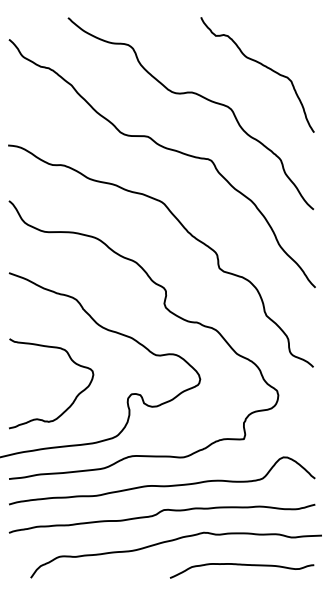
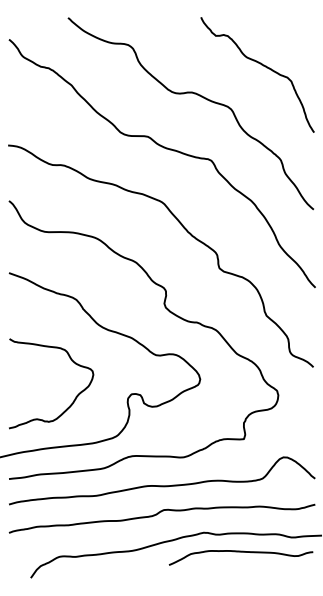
curve position: (241, 565) -> (240, 552) (240, 552)
